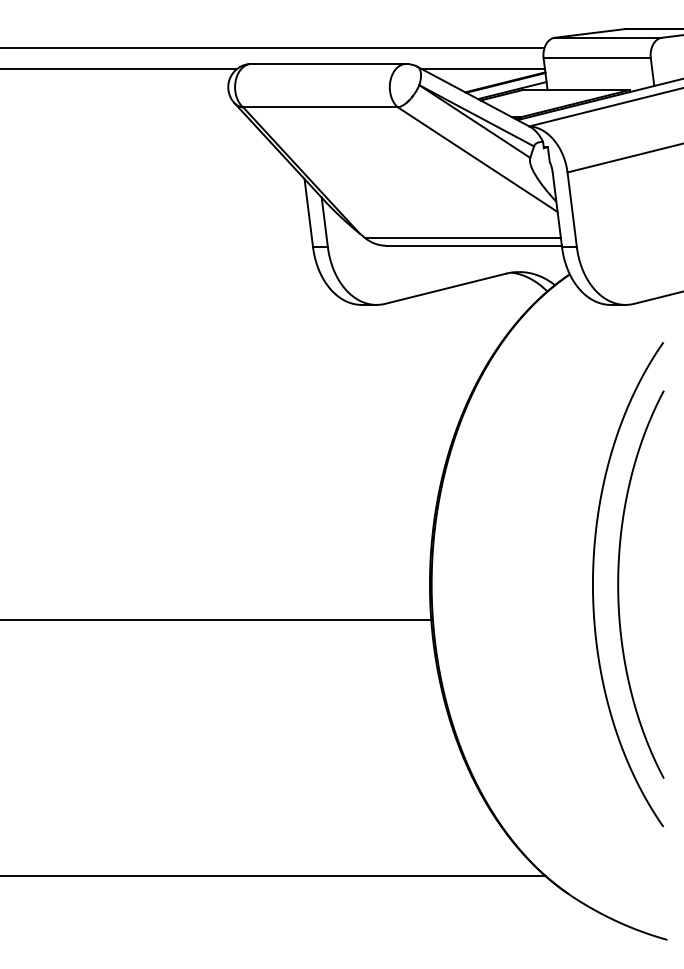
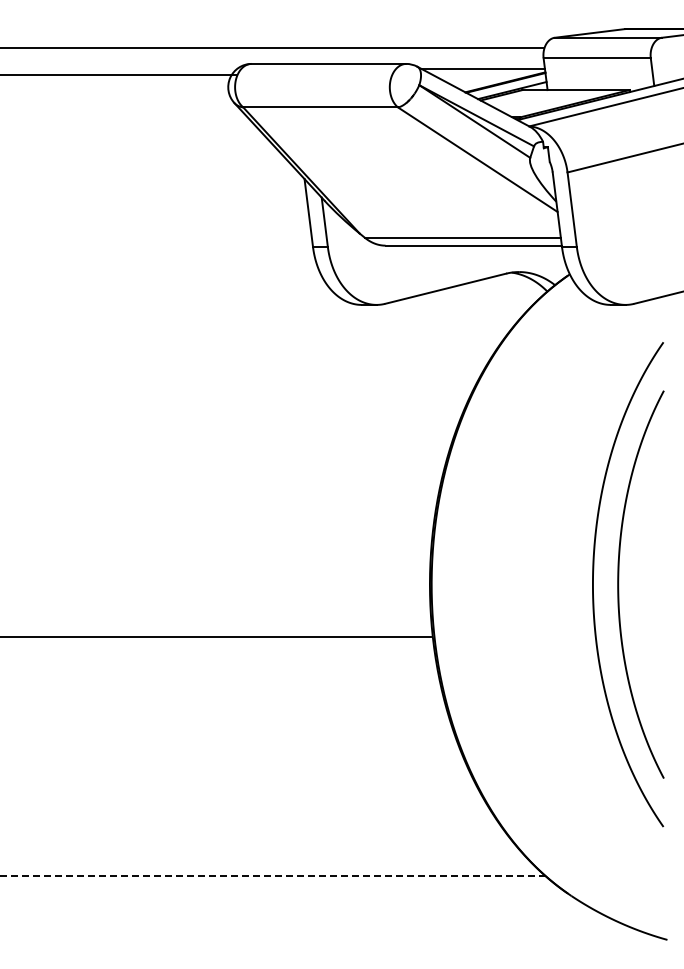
line position: (119, 69) -> (119, 75) (119, 75)
line position: (216, 619) -> (216, 636) (216, 636)
line: solid -> dashed (272, 876)
